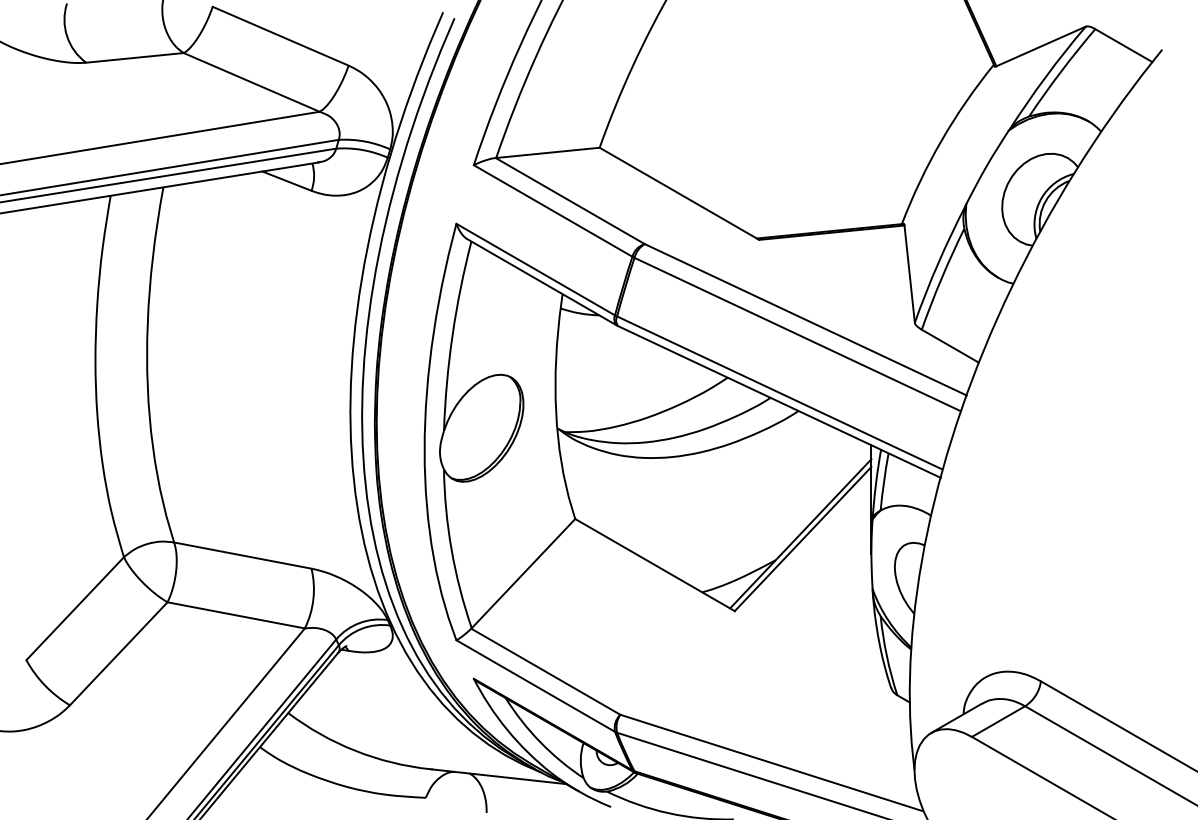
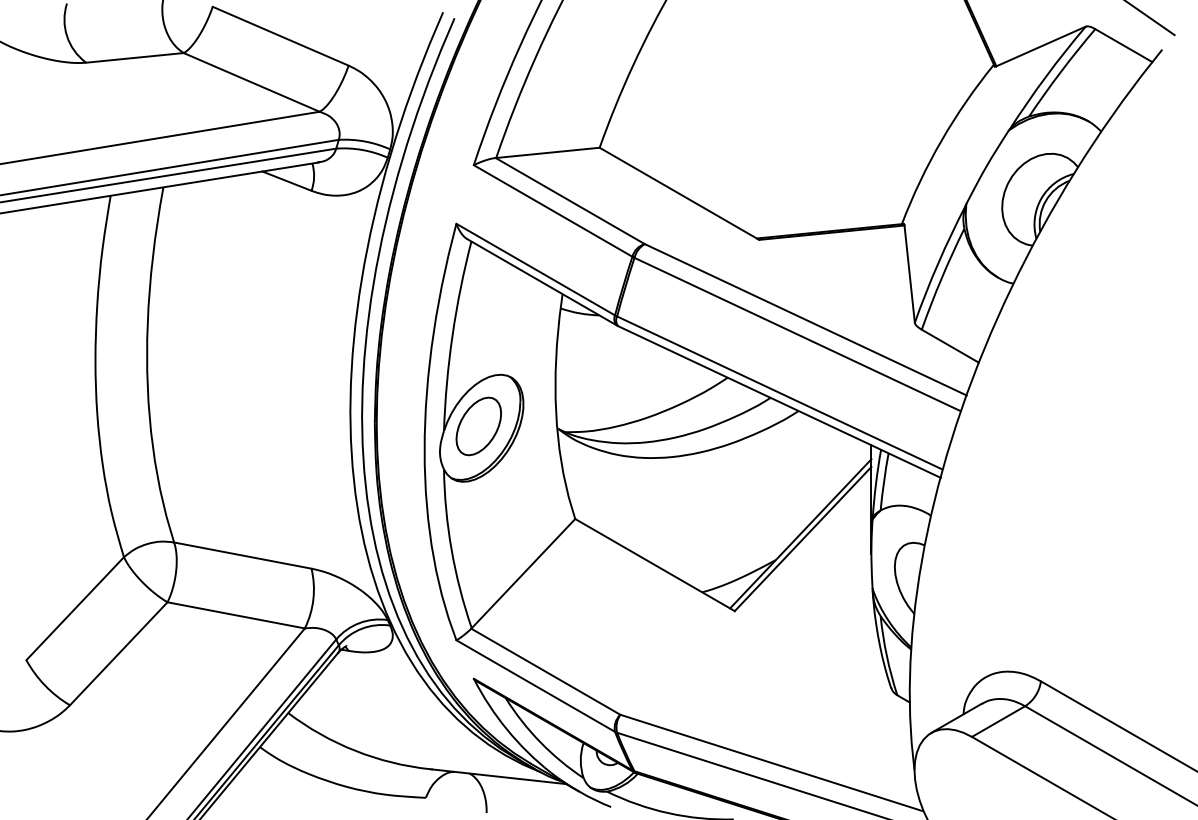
line: none -> present (1150, 18)
part: none -> present (478, 426)
